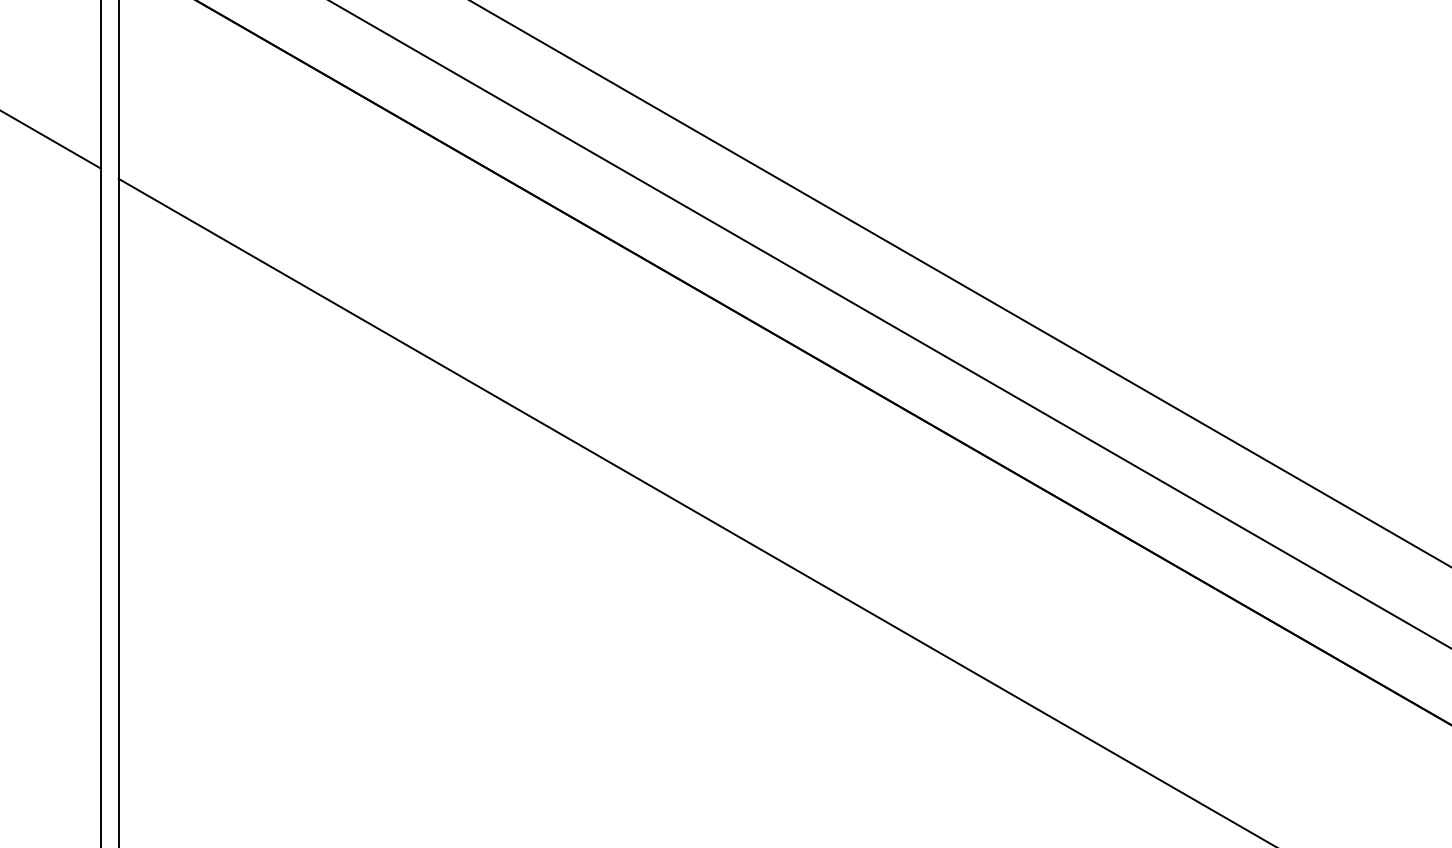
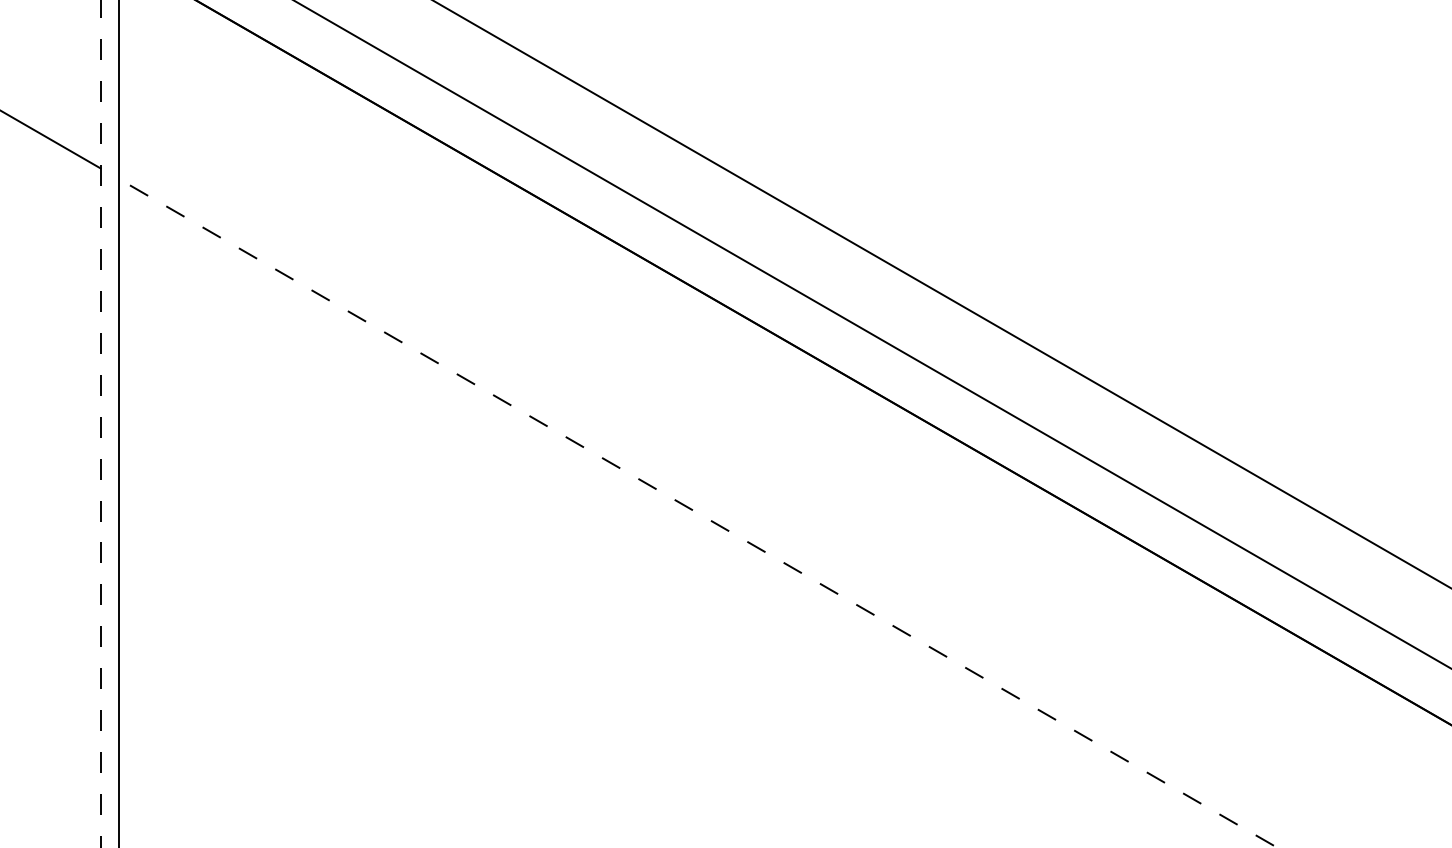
line position: (960, 283) -> (942, 294) (942, 294)
line position: (889, 324) -> (872, 334) (872, 334)
line: solid -> dashed (100, 423)
line: solid -> dashed (697, 512)
